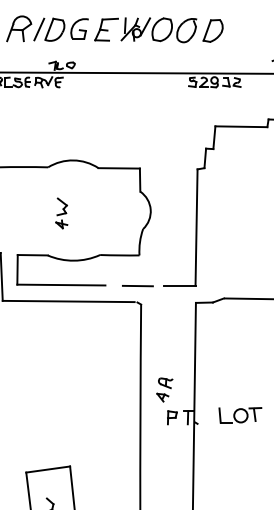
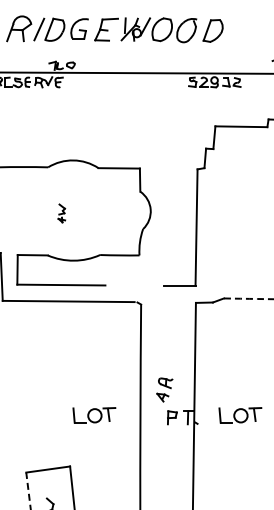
part size: 14x33 px -> 10x21 px (61, 213)
line: present -> none (137, 286)
arc: solid -> dashed (249, 298)
part: none -> present (94, 415)
line: solid -> dashed (28, 490)
